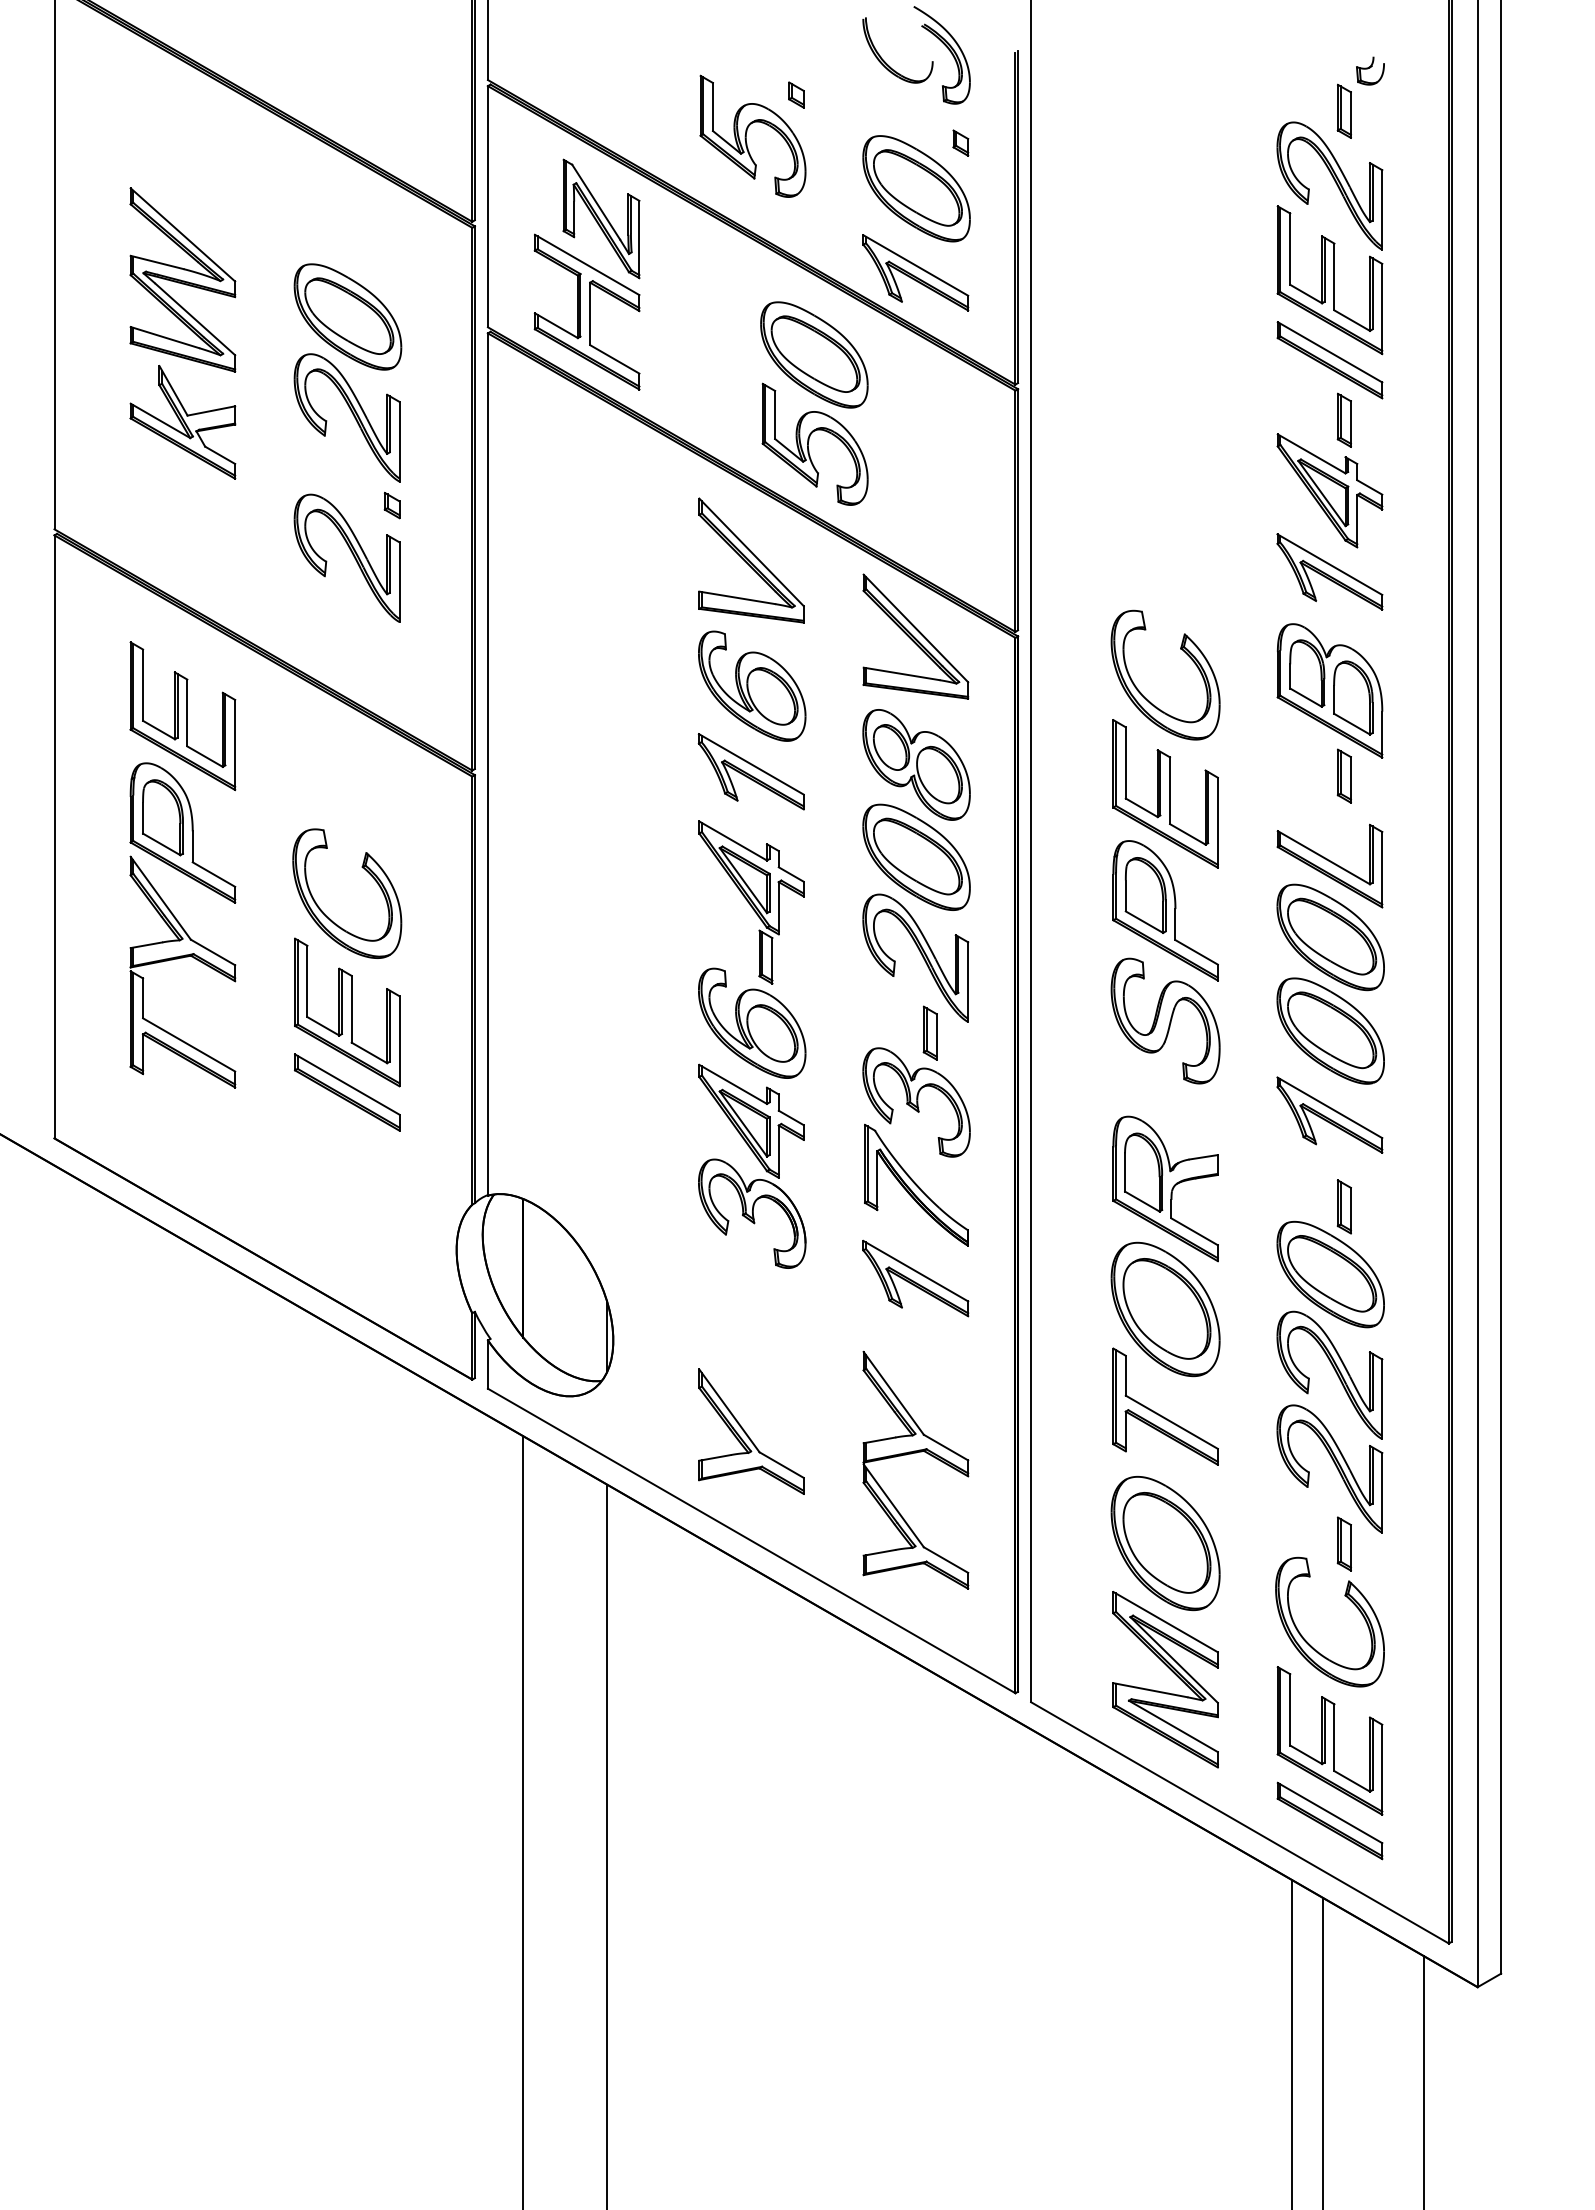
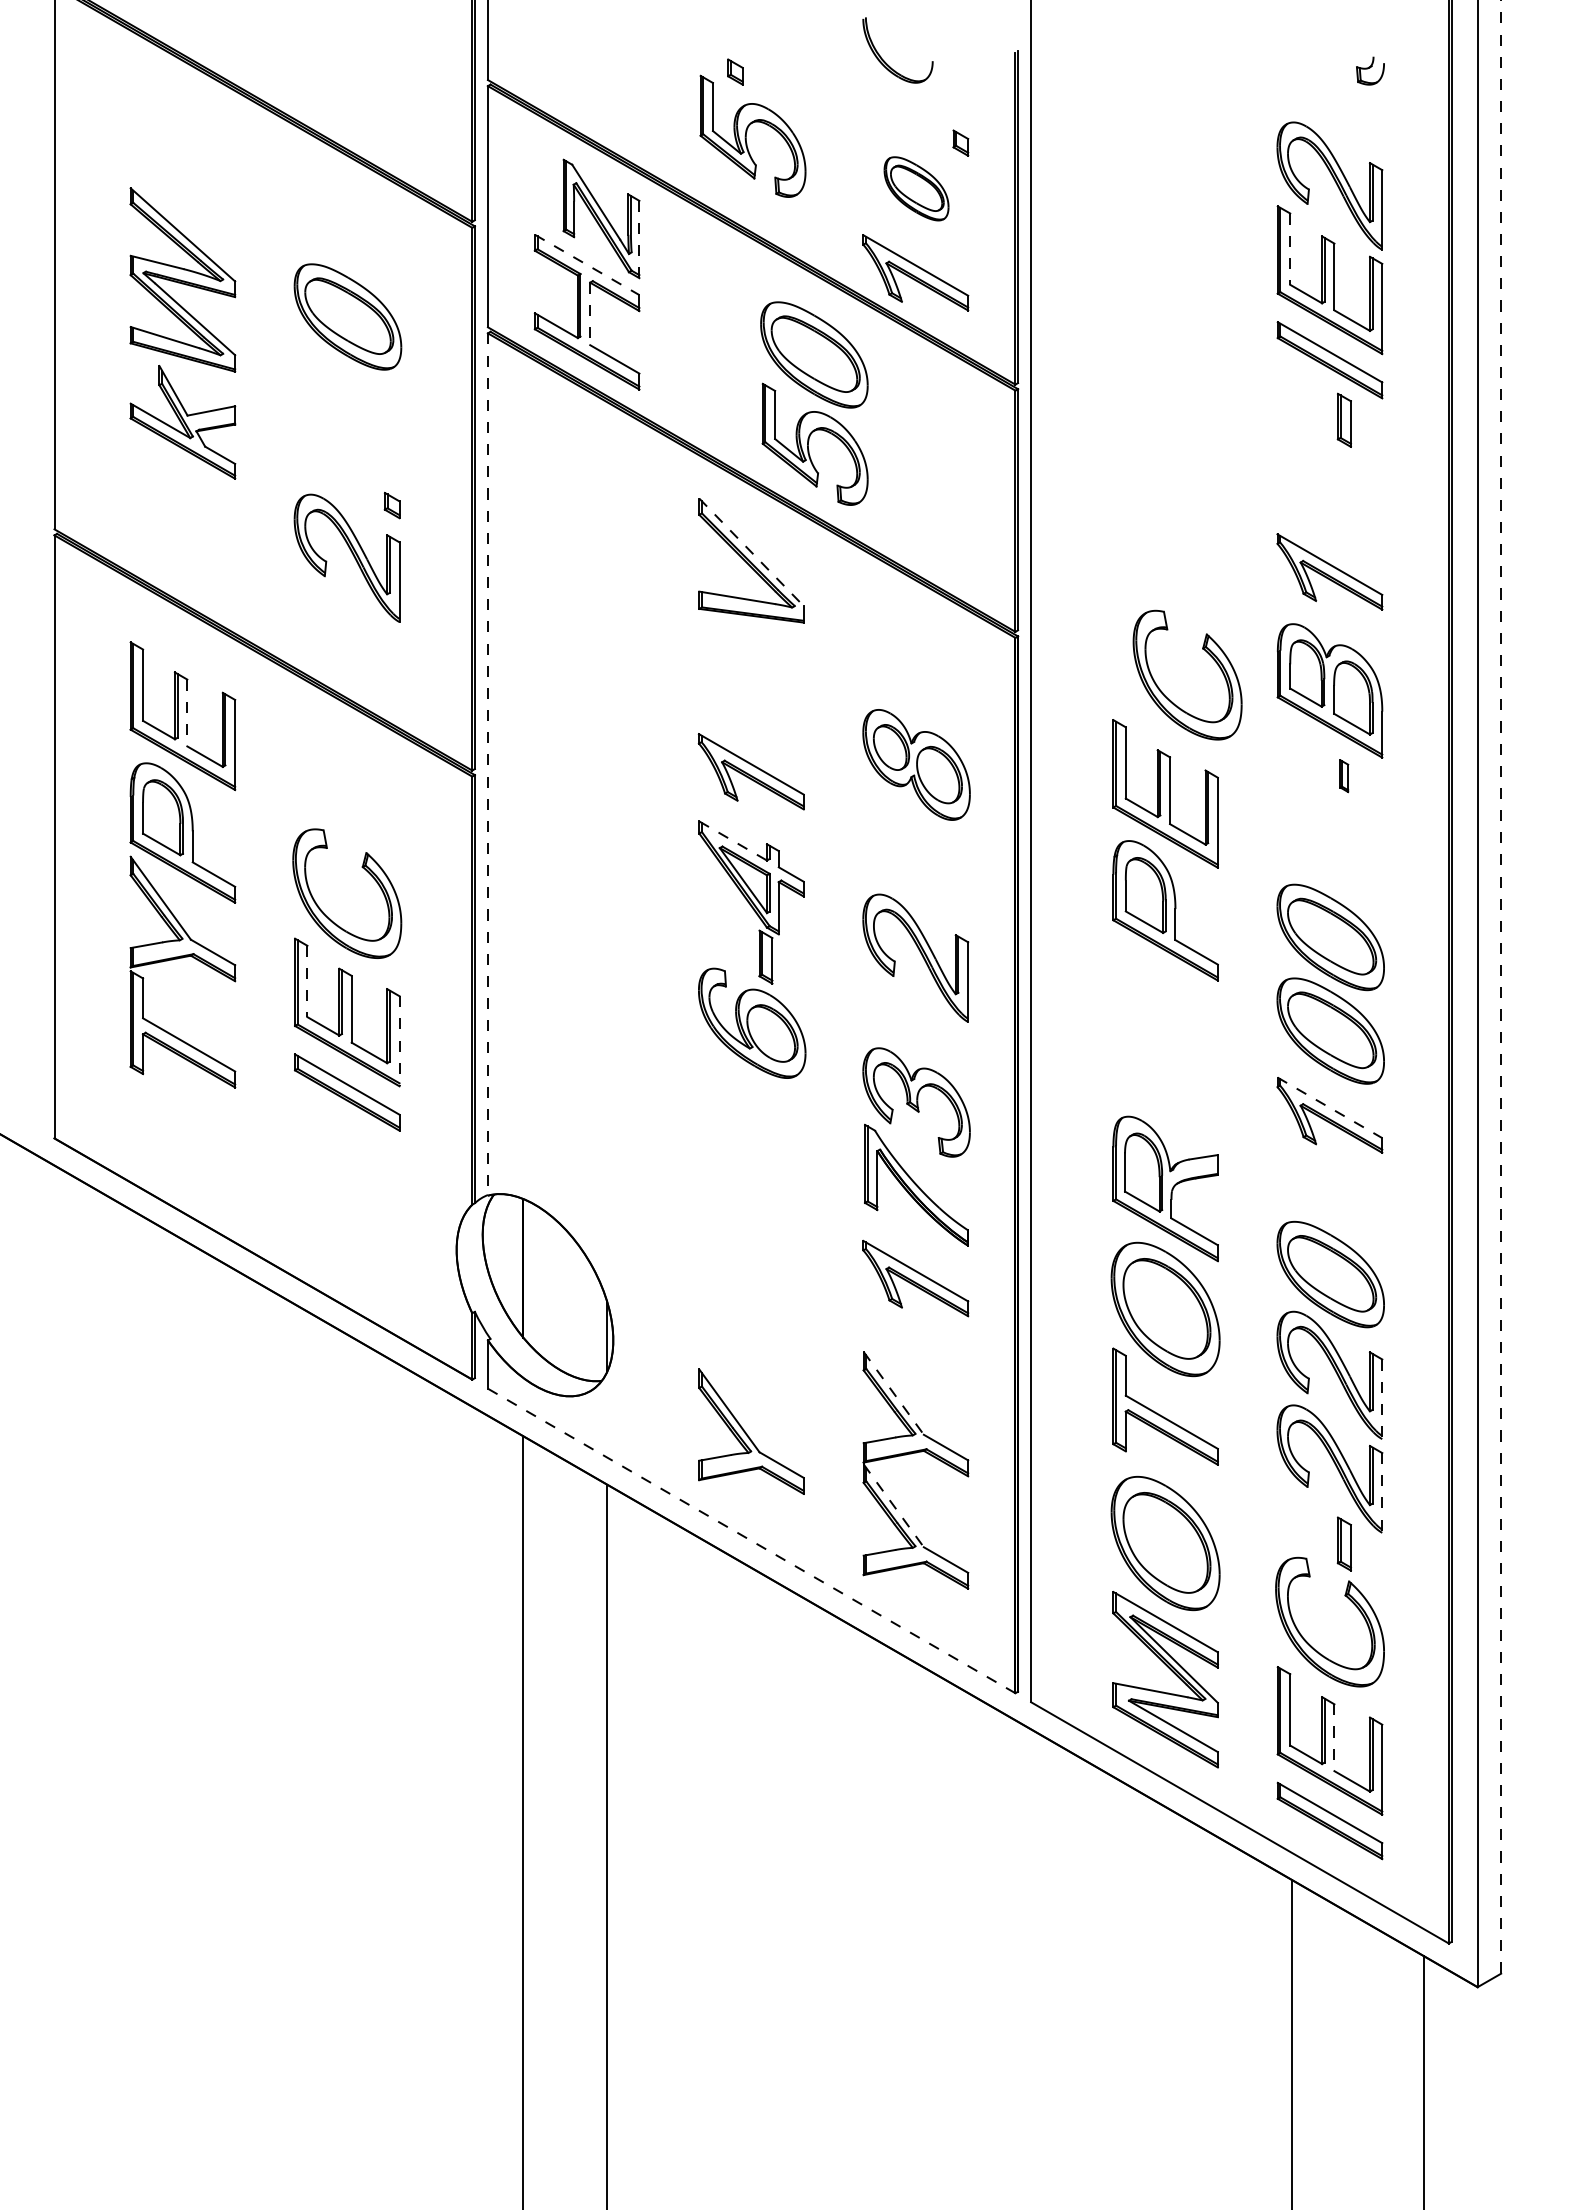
part: present -> none (948, 50)
part position: (796, 94) -> (735, 71) (735, 71)
part: present -> none (1343, 110)
part size: 109x108 px -> 67x66 px (916, 188)
line: solid -> dashed (639, 239)
line: solid -> dashed (1290, 249)
line: solid -> dashed (587, 265)
line: solid -> dashed (590, 314)
part: present -> none (352, 414)
part: present -> none (1329, 490)
line: solid -> dashed (751, 552)
part: present -> none (915, 636)
part position: (1185, 653) -> (1207, 653) (1207, 653)
part: present -> none (752, 685)
line: solid -> dashed (187, 713)
line: solid -> dashed (487, 765)
part size: 16x56 px -> 11x35 px (1344, 776)
line: solid -> dashed (733, 841)
part: present -> none (916, 856)
part: present -> none (1329, 865)
line: solid -> dashed (307, 981)
line: solid -> dashed (1501, 987)
part: present -> none (1165, 1020)
part: present -> none (929, 1032)
line: solid -> dashed (399, 1041)
line: solid -> dashed (1329, 1107)
part: present -> none (759, 1162)
part: present -> none (1343, 1206)
line: solid -> dashed (894, 1393)
line: solid -> dashed (1382, 1399)
line: solid -> dashed (1382, 1492)
line: solid -> dashed (894, 1506)
line: solid -> dashed (751, 1540)
line: solid -> dashed (1334, 1738)
line: present -> none (1322, 2051)
